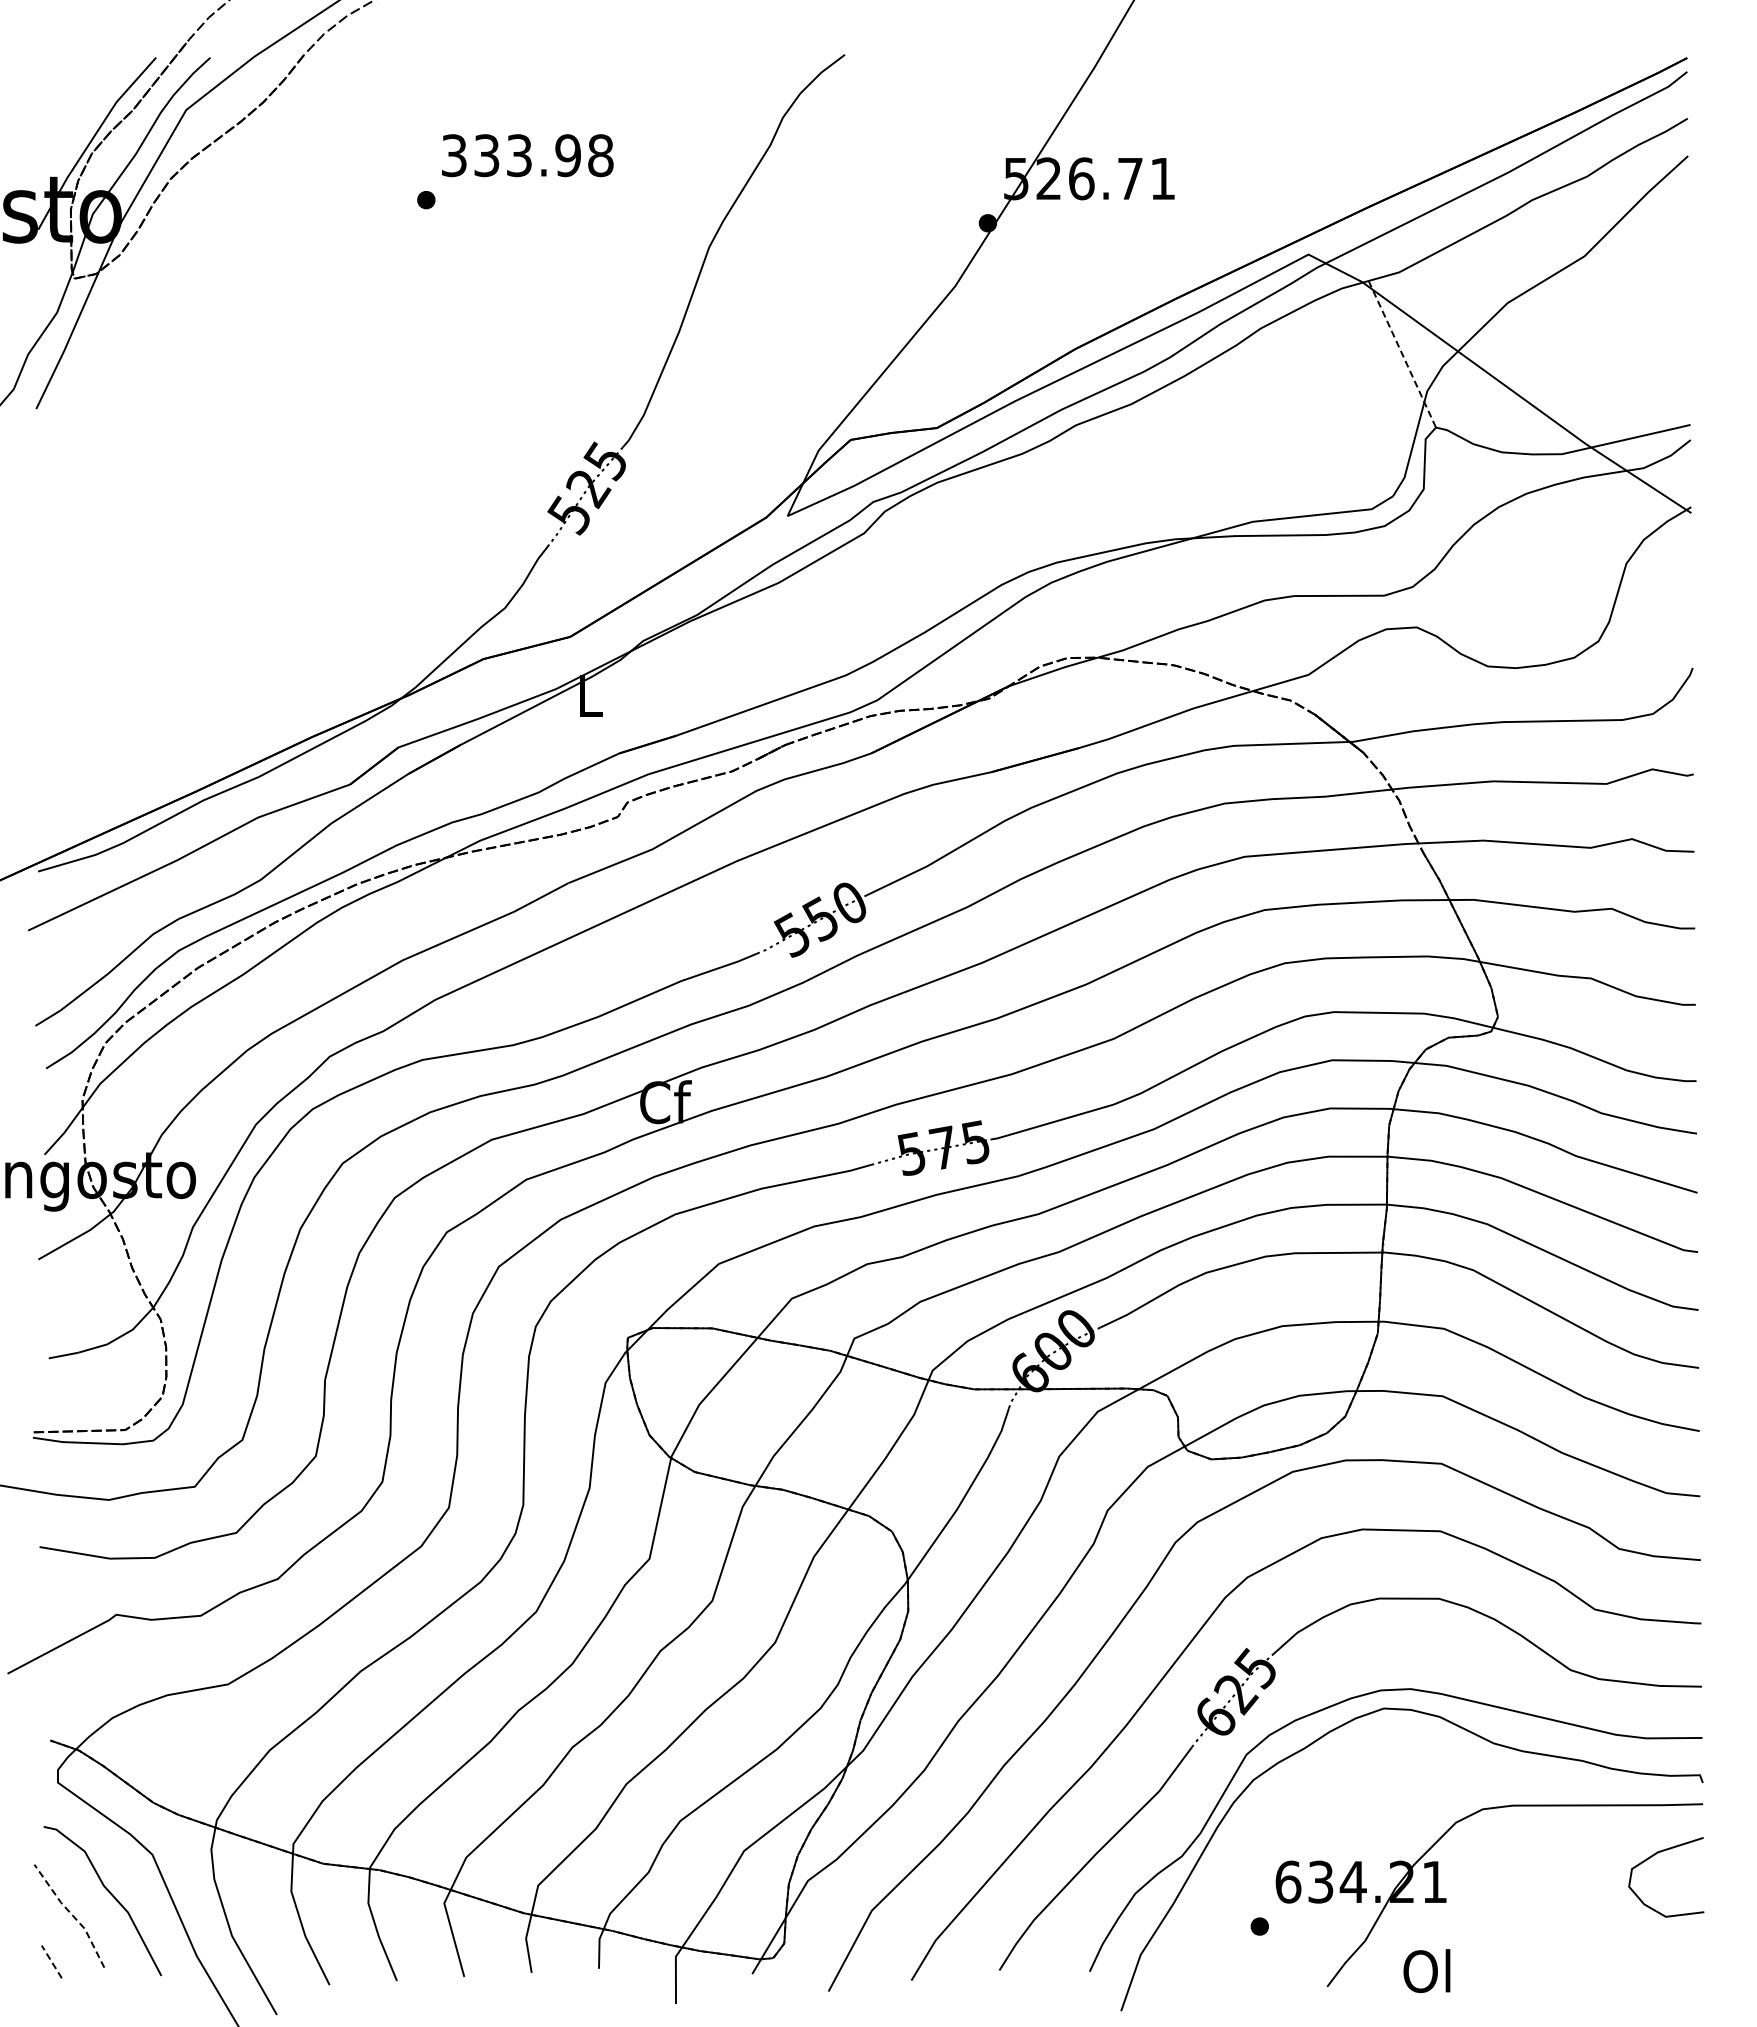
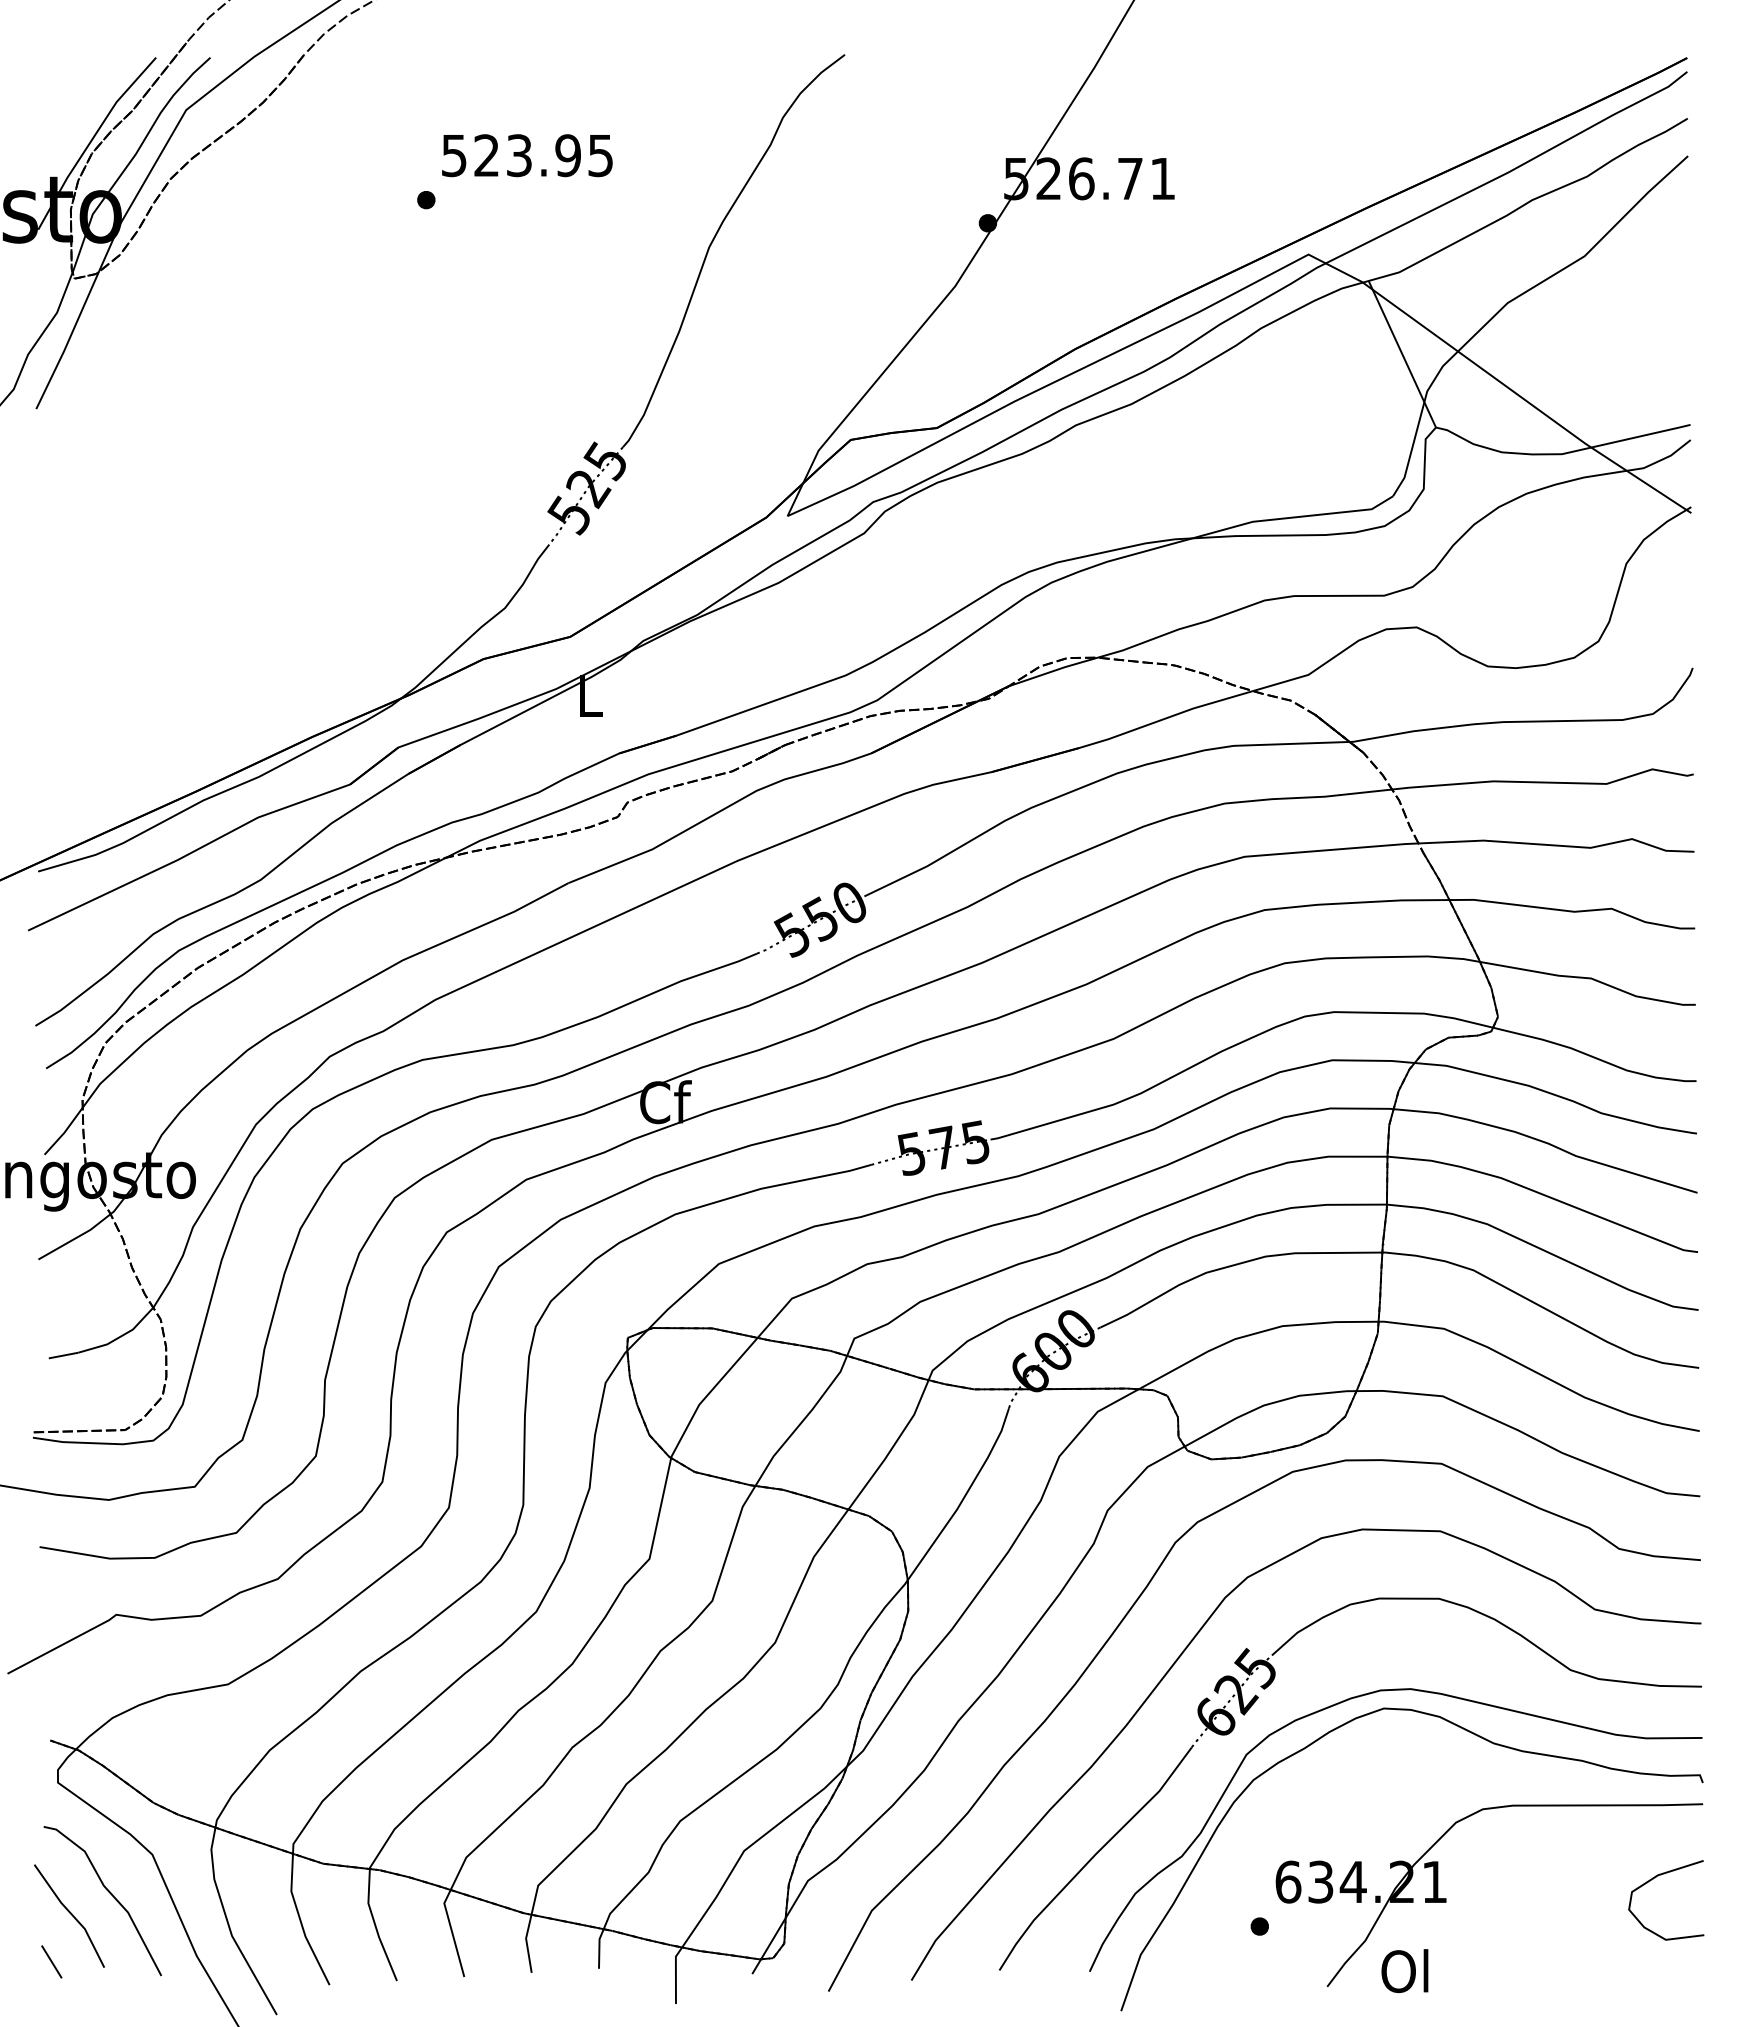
text: 333.98 -> 523.95 (527, 155)
line: dashed -> solid (1402, 354)
curve position: (1655, 1855) -> (1655, 1878) (1655, 1878)
line: dashed -> solid (71, 1914)
line: dashed -> solid (51, 1961)
text position: (1426, 1971) -> (1404, 1971) (1404, 1971)
